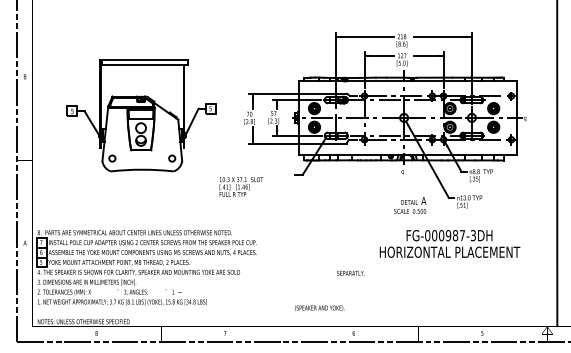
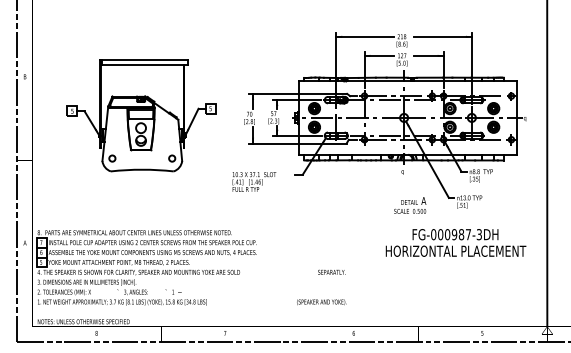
line position: (557, 164) -> (547, 164) (547, 164)
text position: (241, 186) -> (254, 181) (254, 181)
text position: (449, 243) -> (455, 242) (455, 242)
text position: (350, 272) -> (331, 271) (331, 271)
text position: (319, 308) -> (321, 302) (321, 302)
